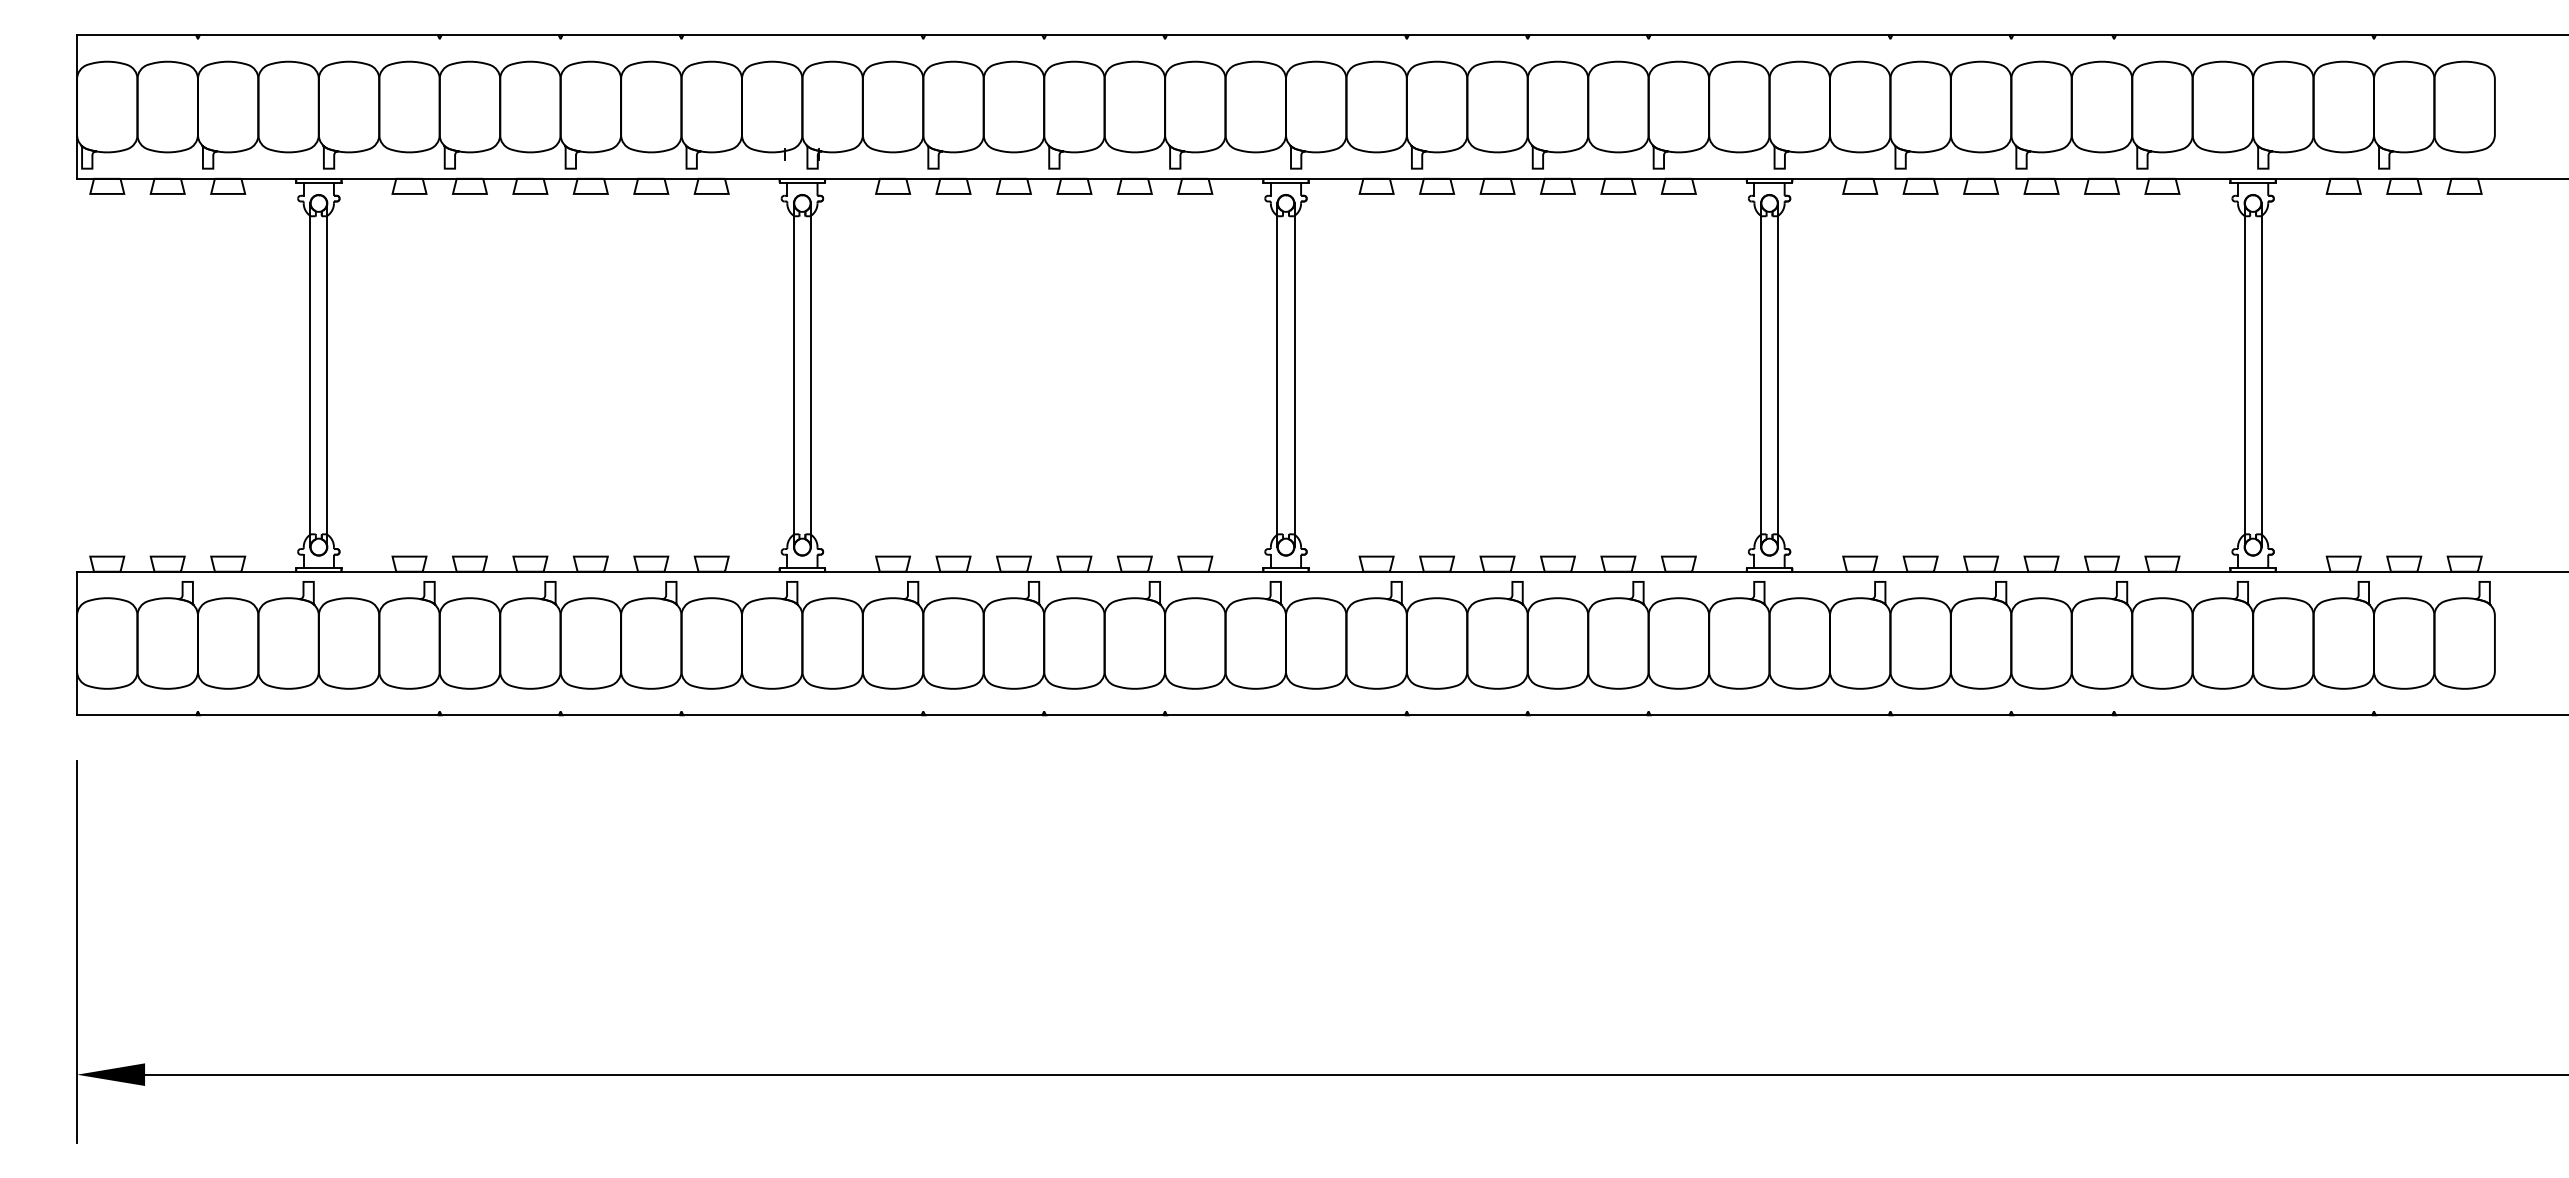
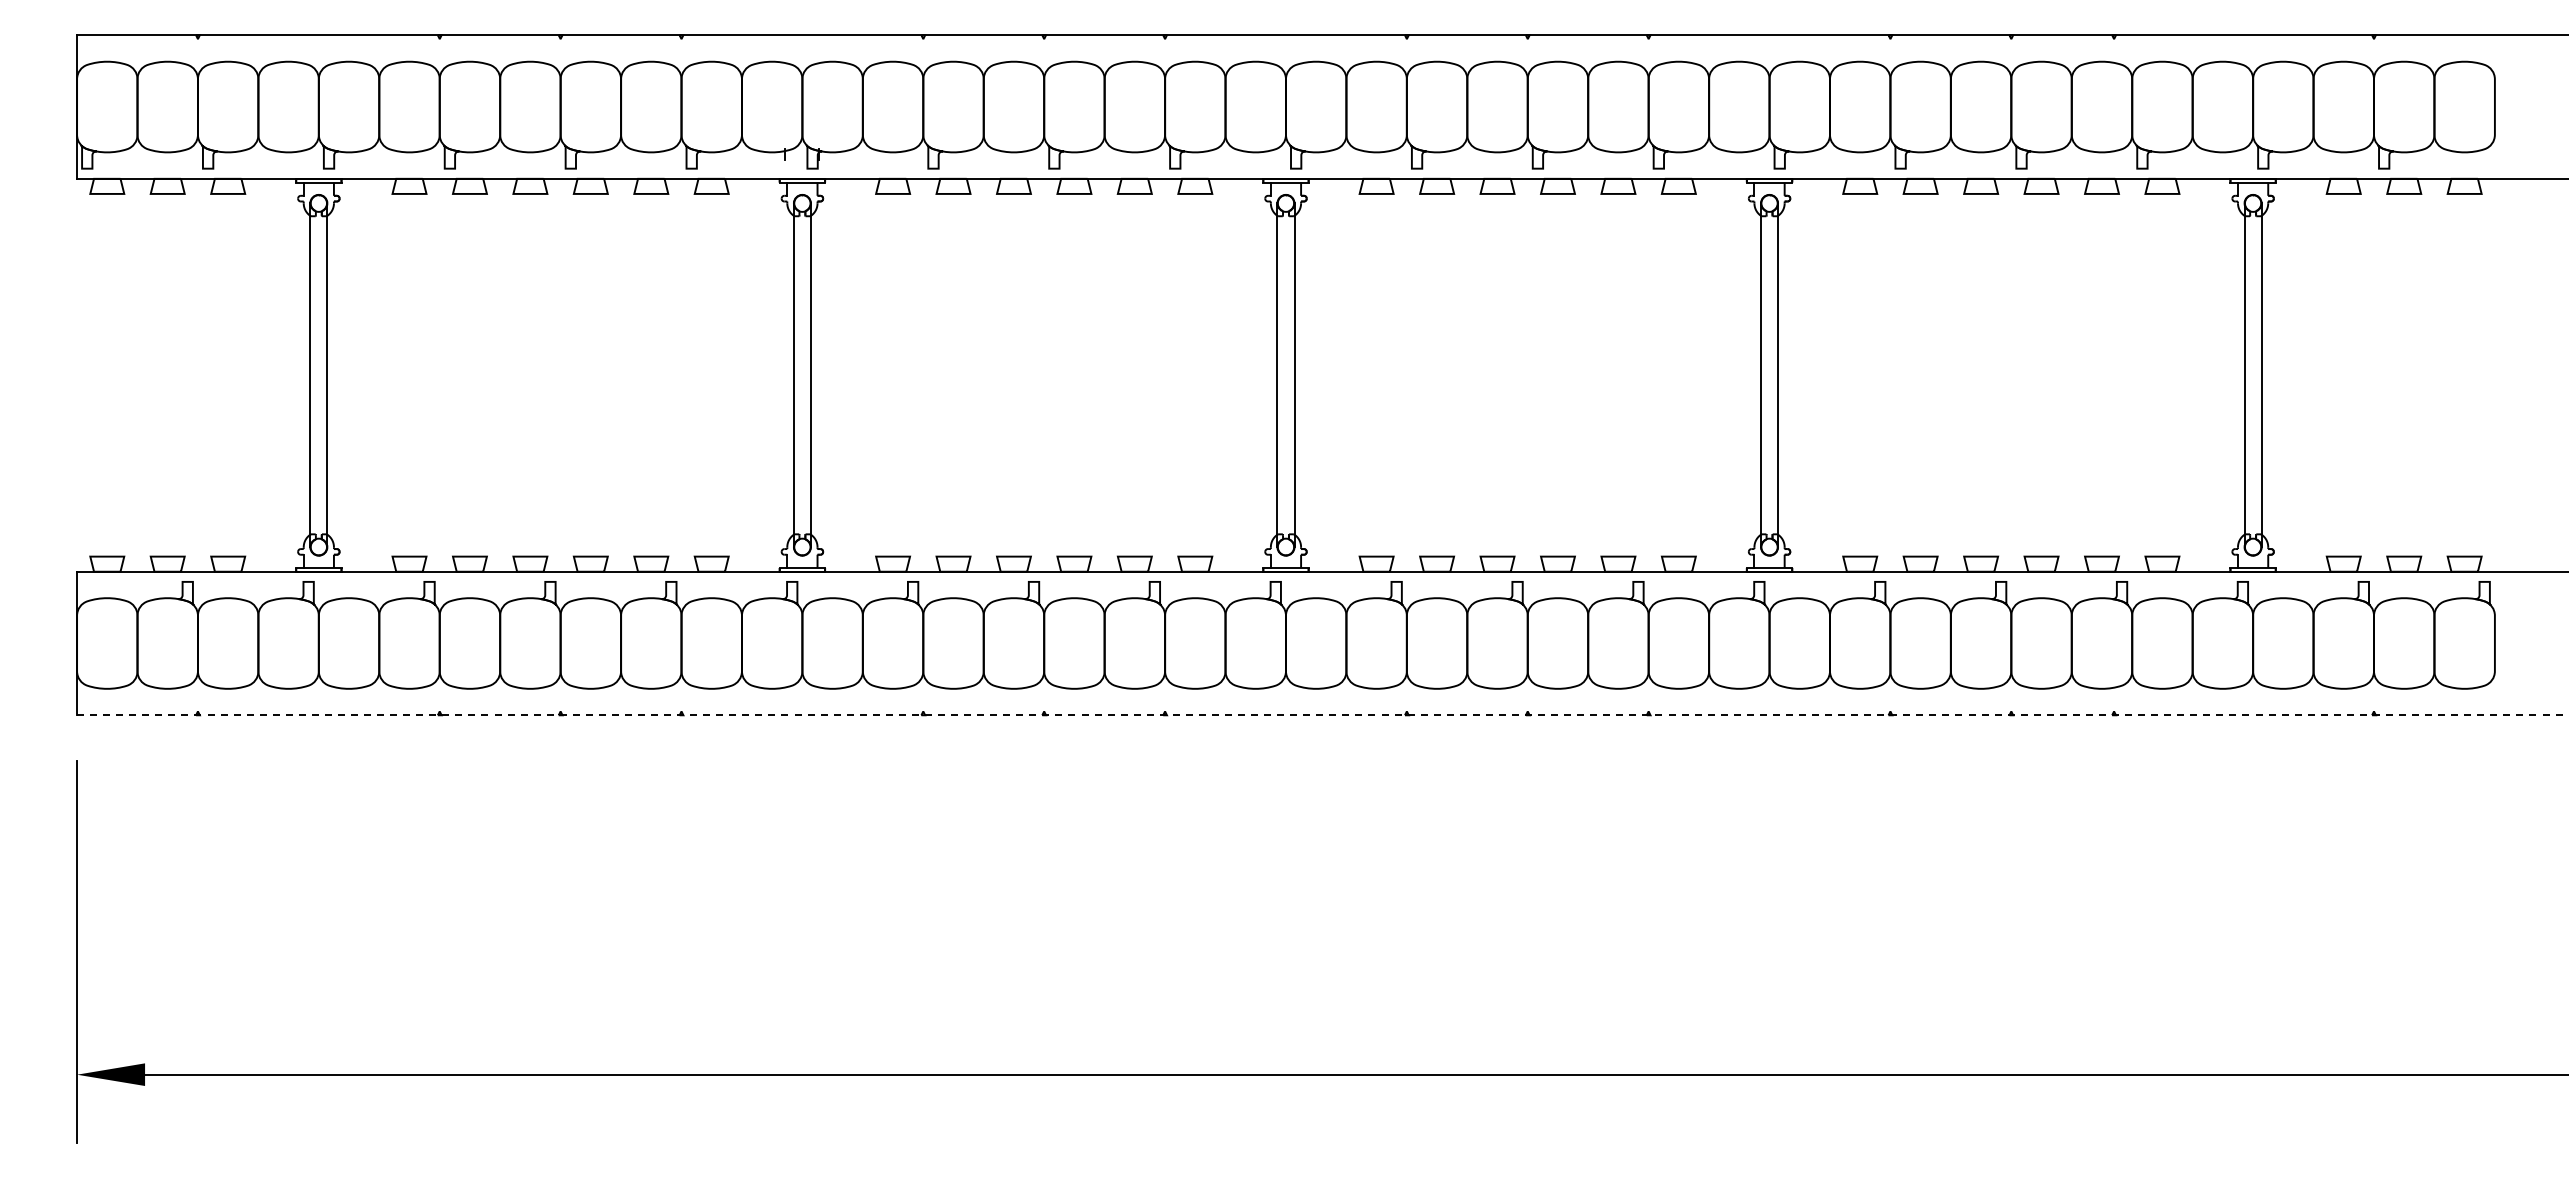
line: solid -> dashed (1323, 715)
